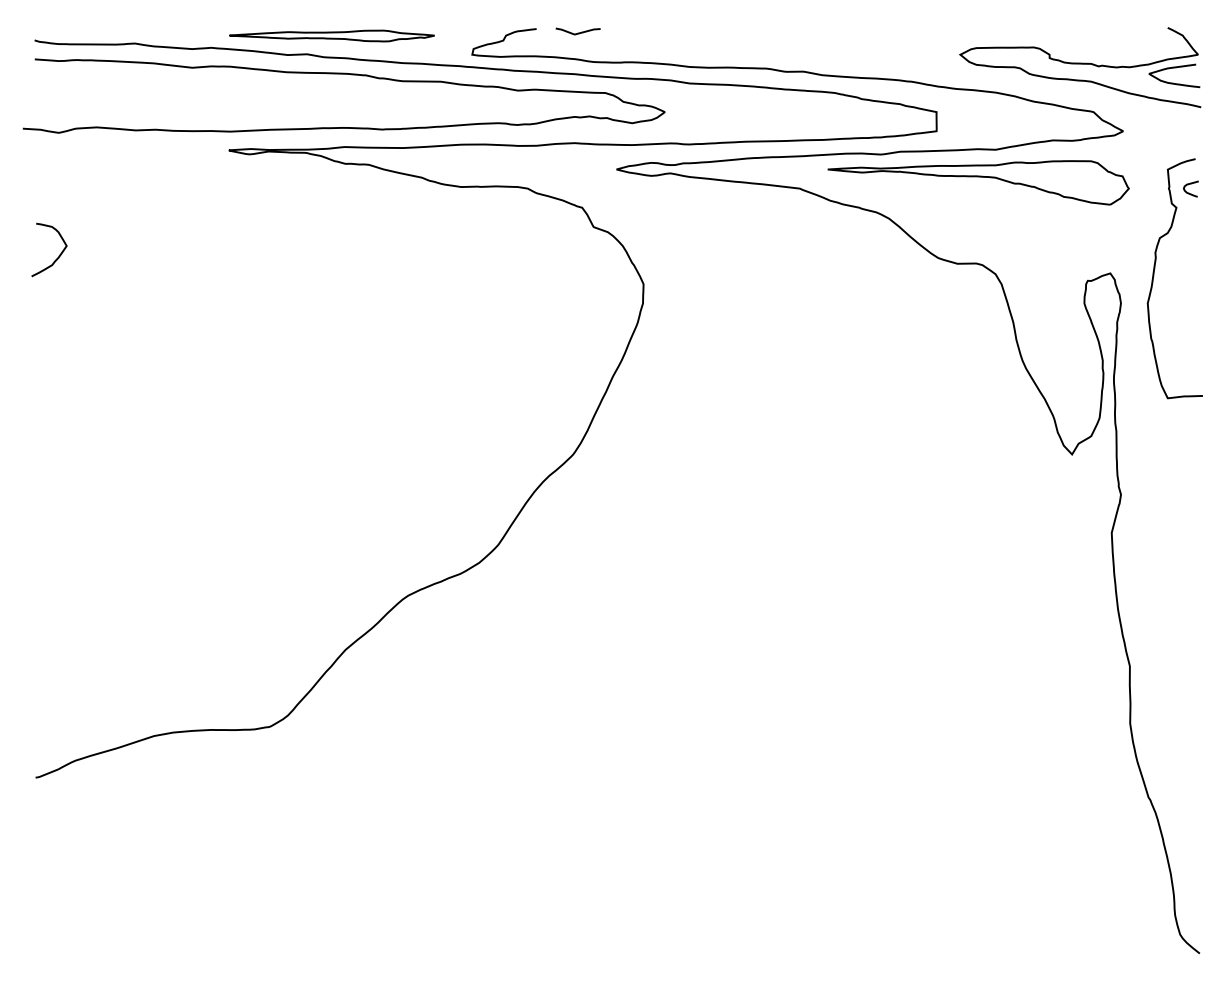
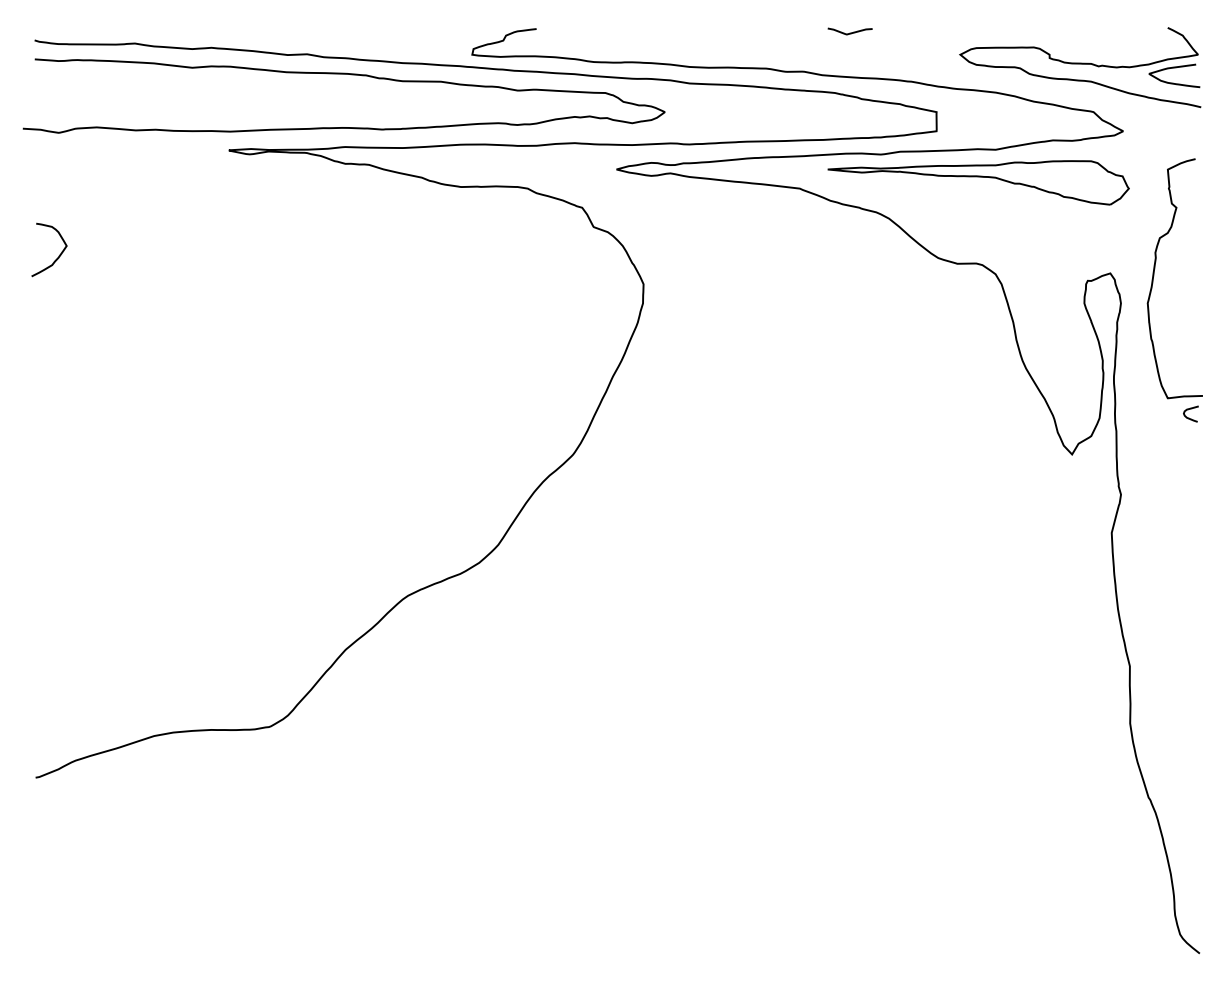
curve position: (577, 32) -> (849, 32) (849, 32)
part: present -> none (331, 35)
curve position: (1188, 185) -> (1188, 410) (1188, 410)
